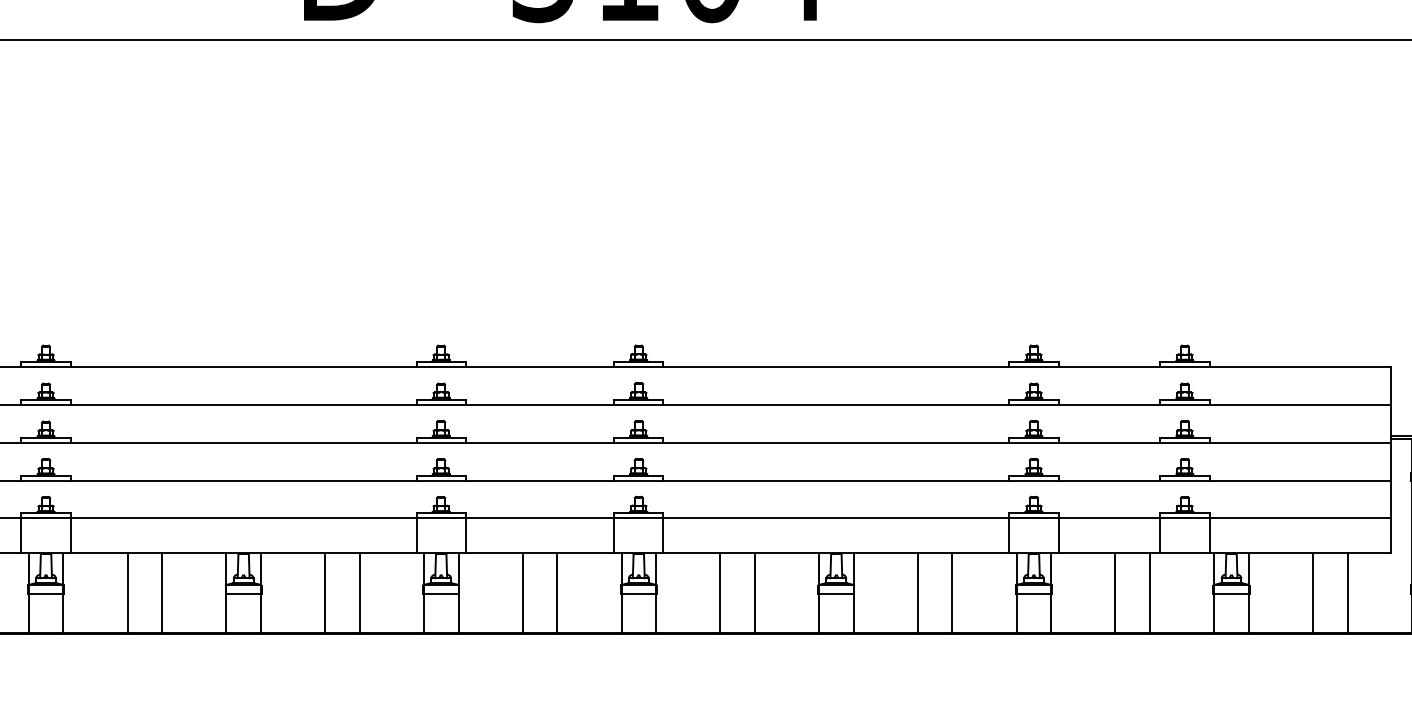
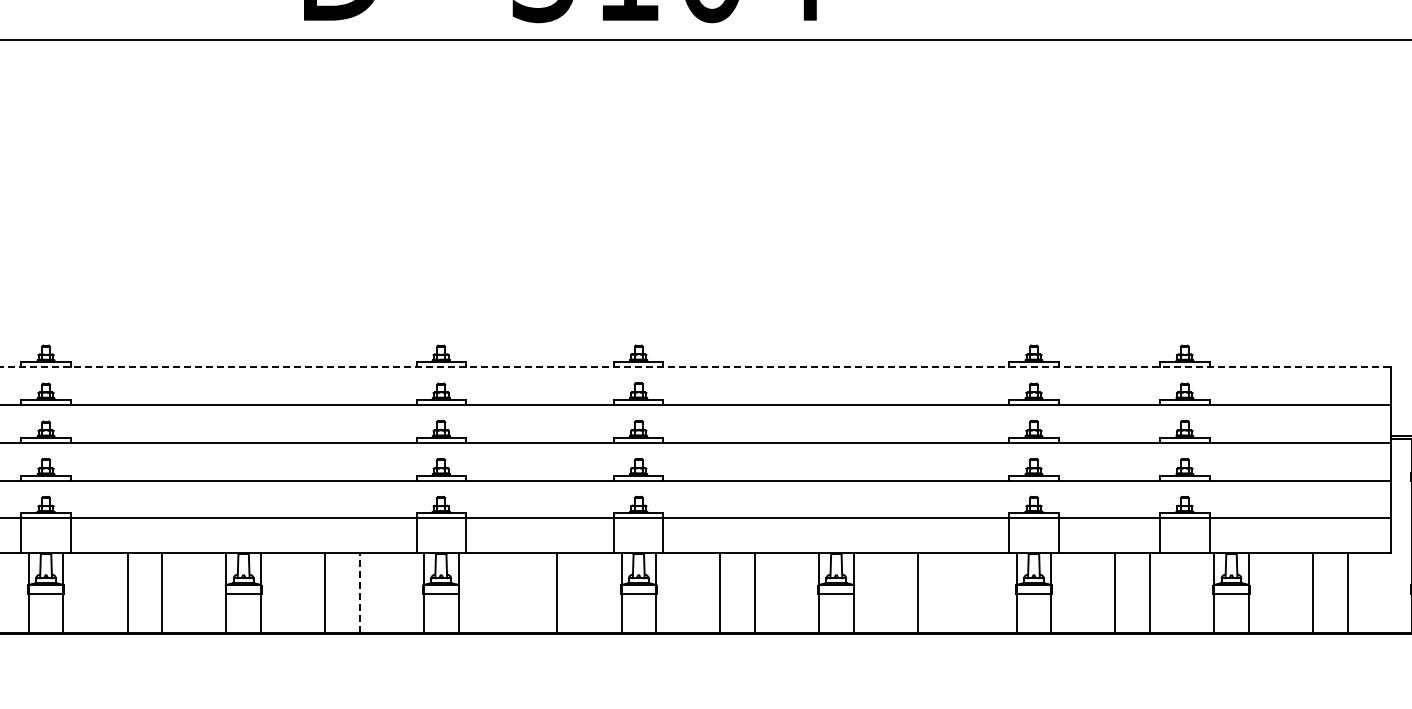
line: solid -> dashed (695, 366)
line: solid -> dashed (359, 592)
line: present -> none (522, 592)
line: present -> none (952, 592)
